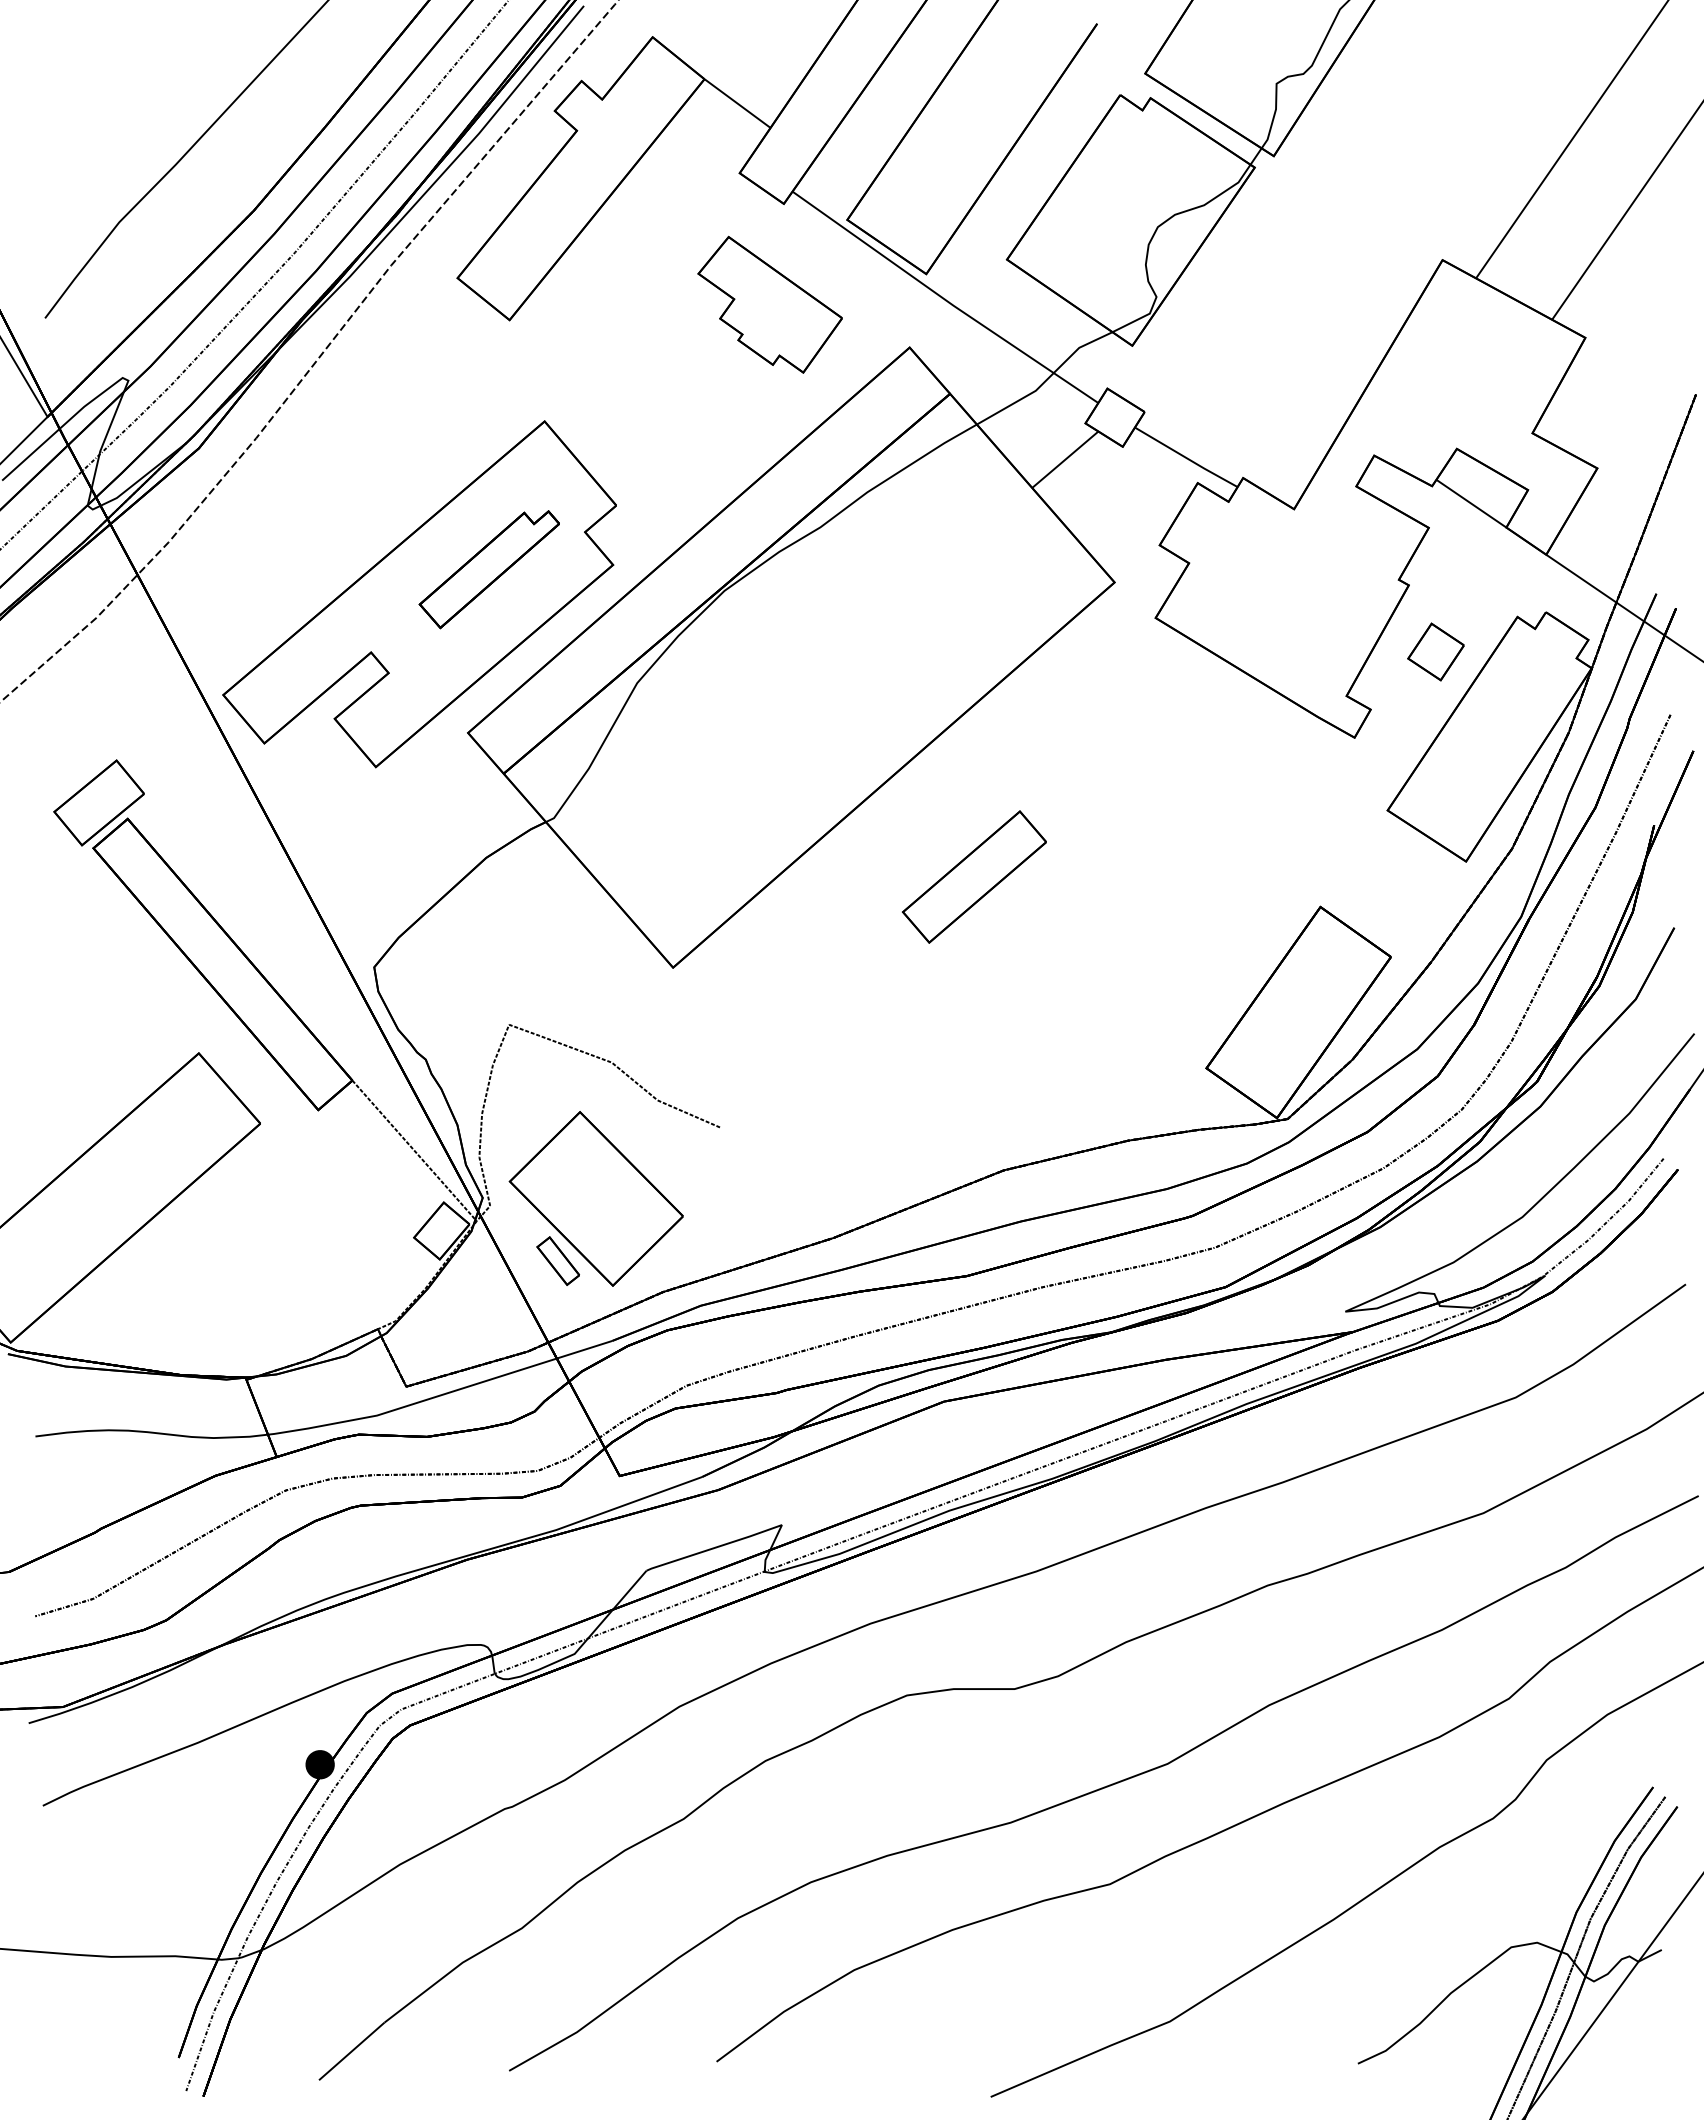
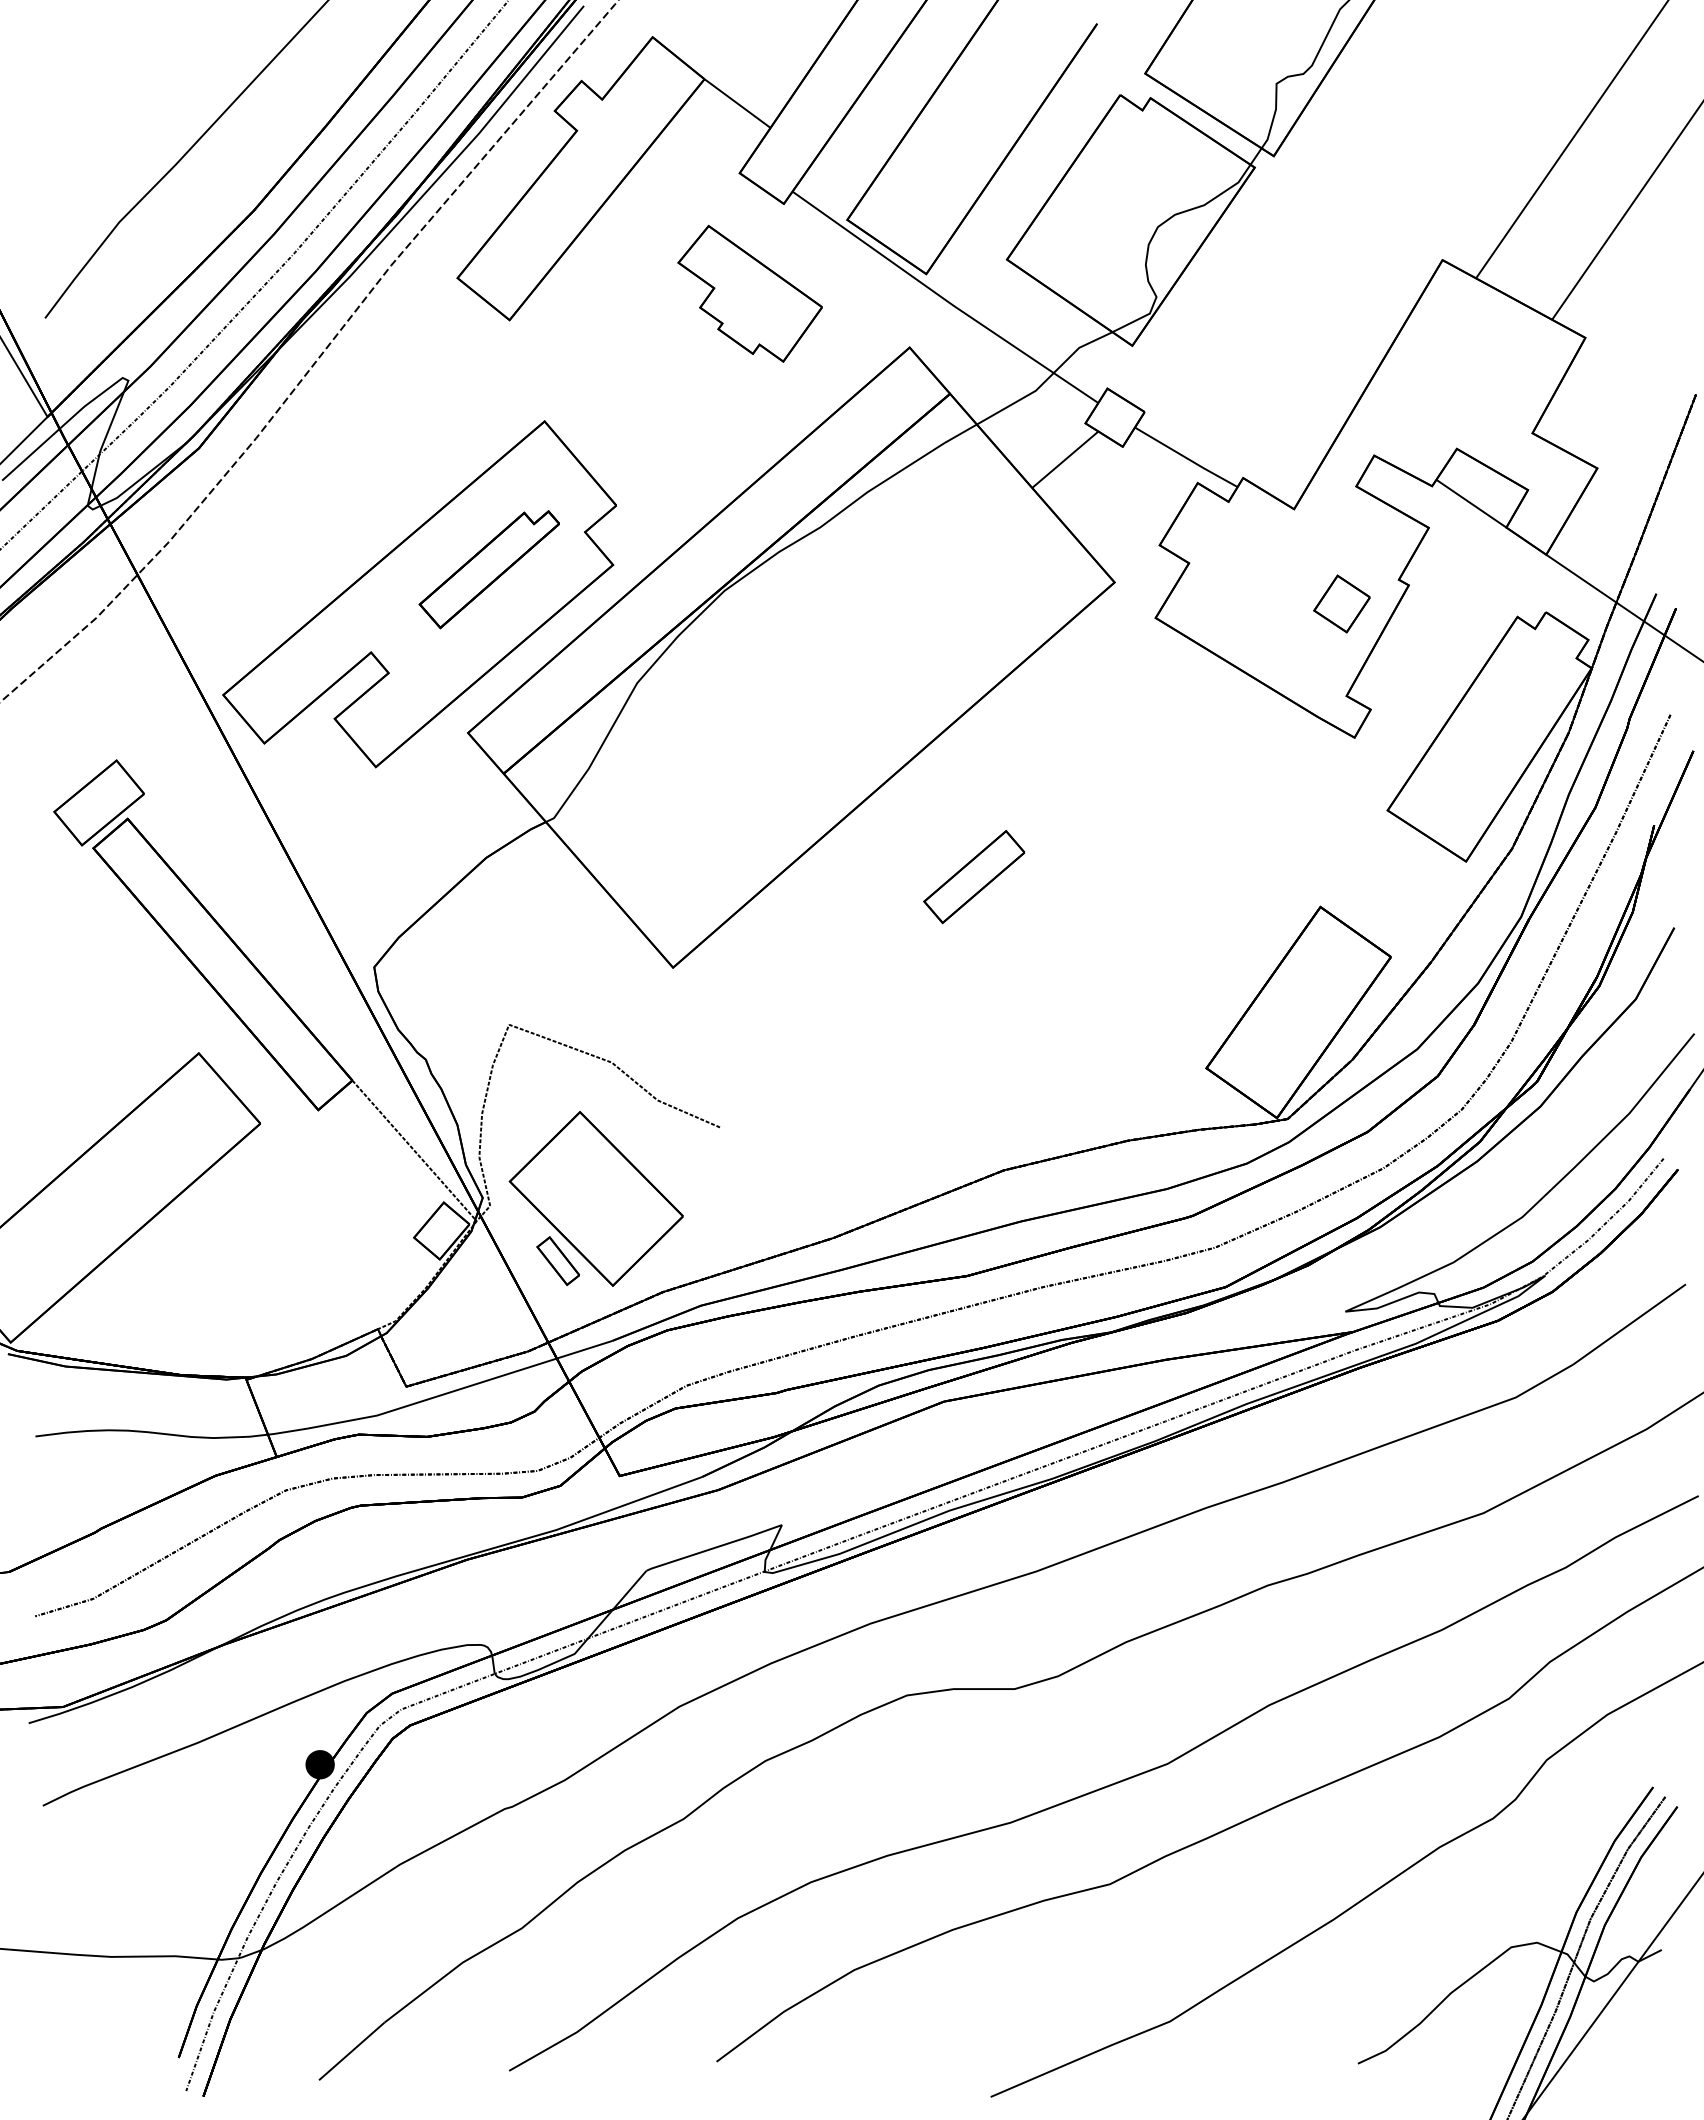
part position: (769, 304) -> (749, 293) (749, 293)
part position: (1435, 651) -> (1341, 603) (1341, 603)
part size: 146x134 px -> 103x95 px (974, 877)
